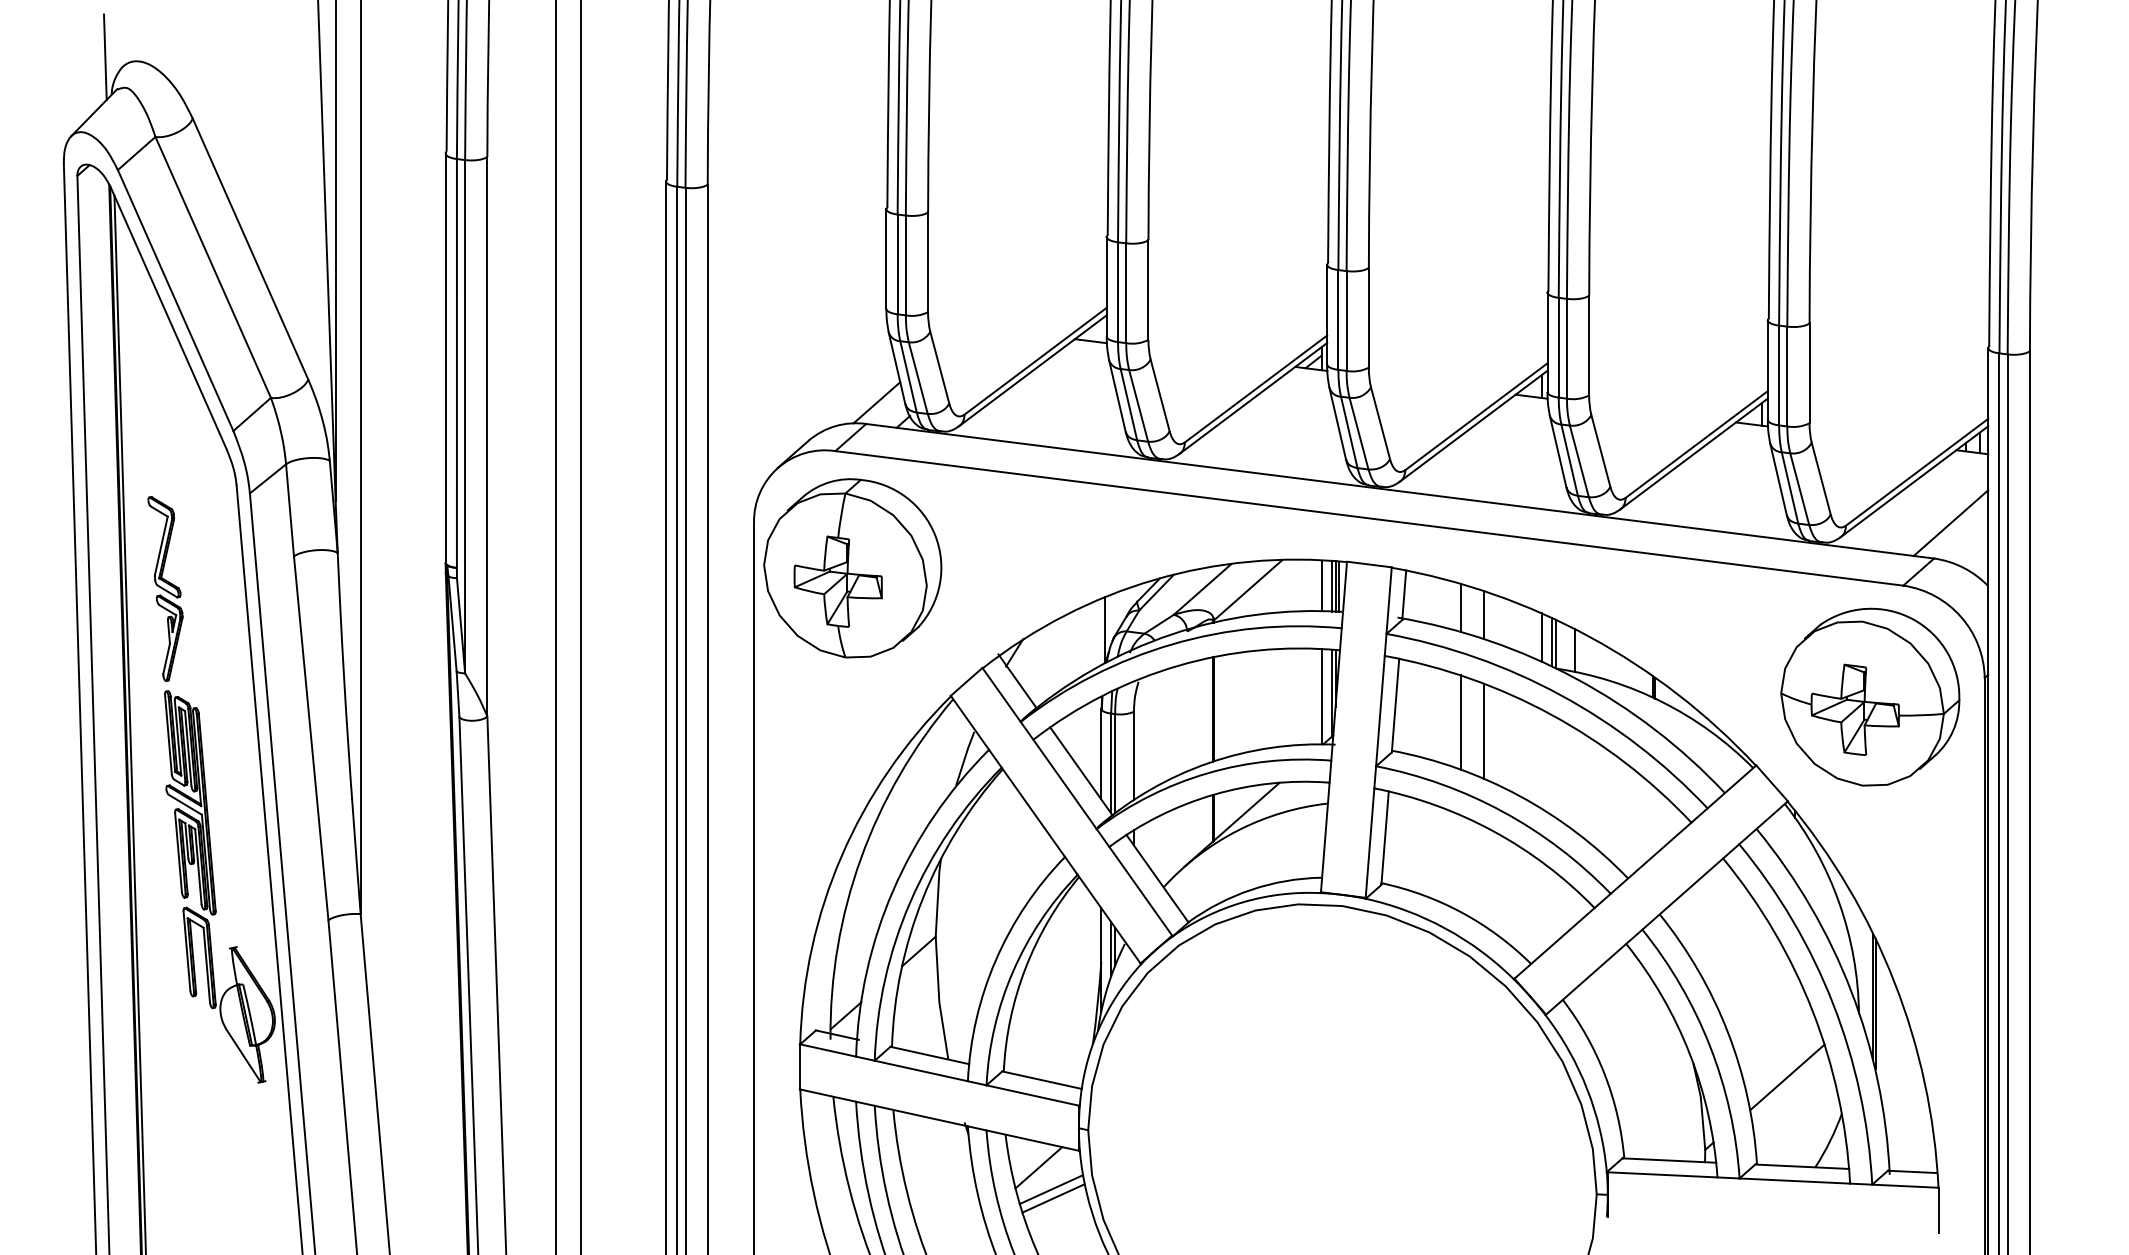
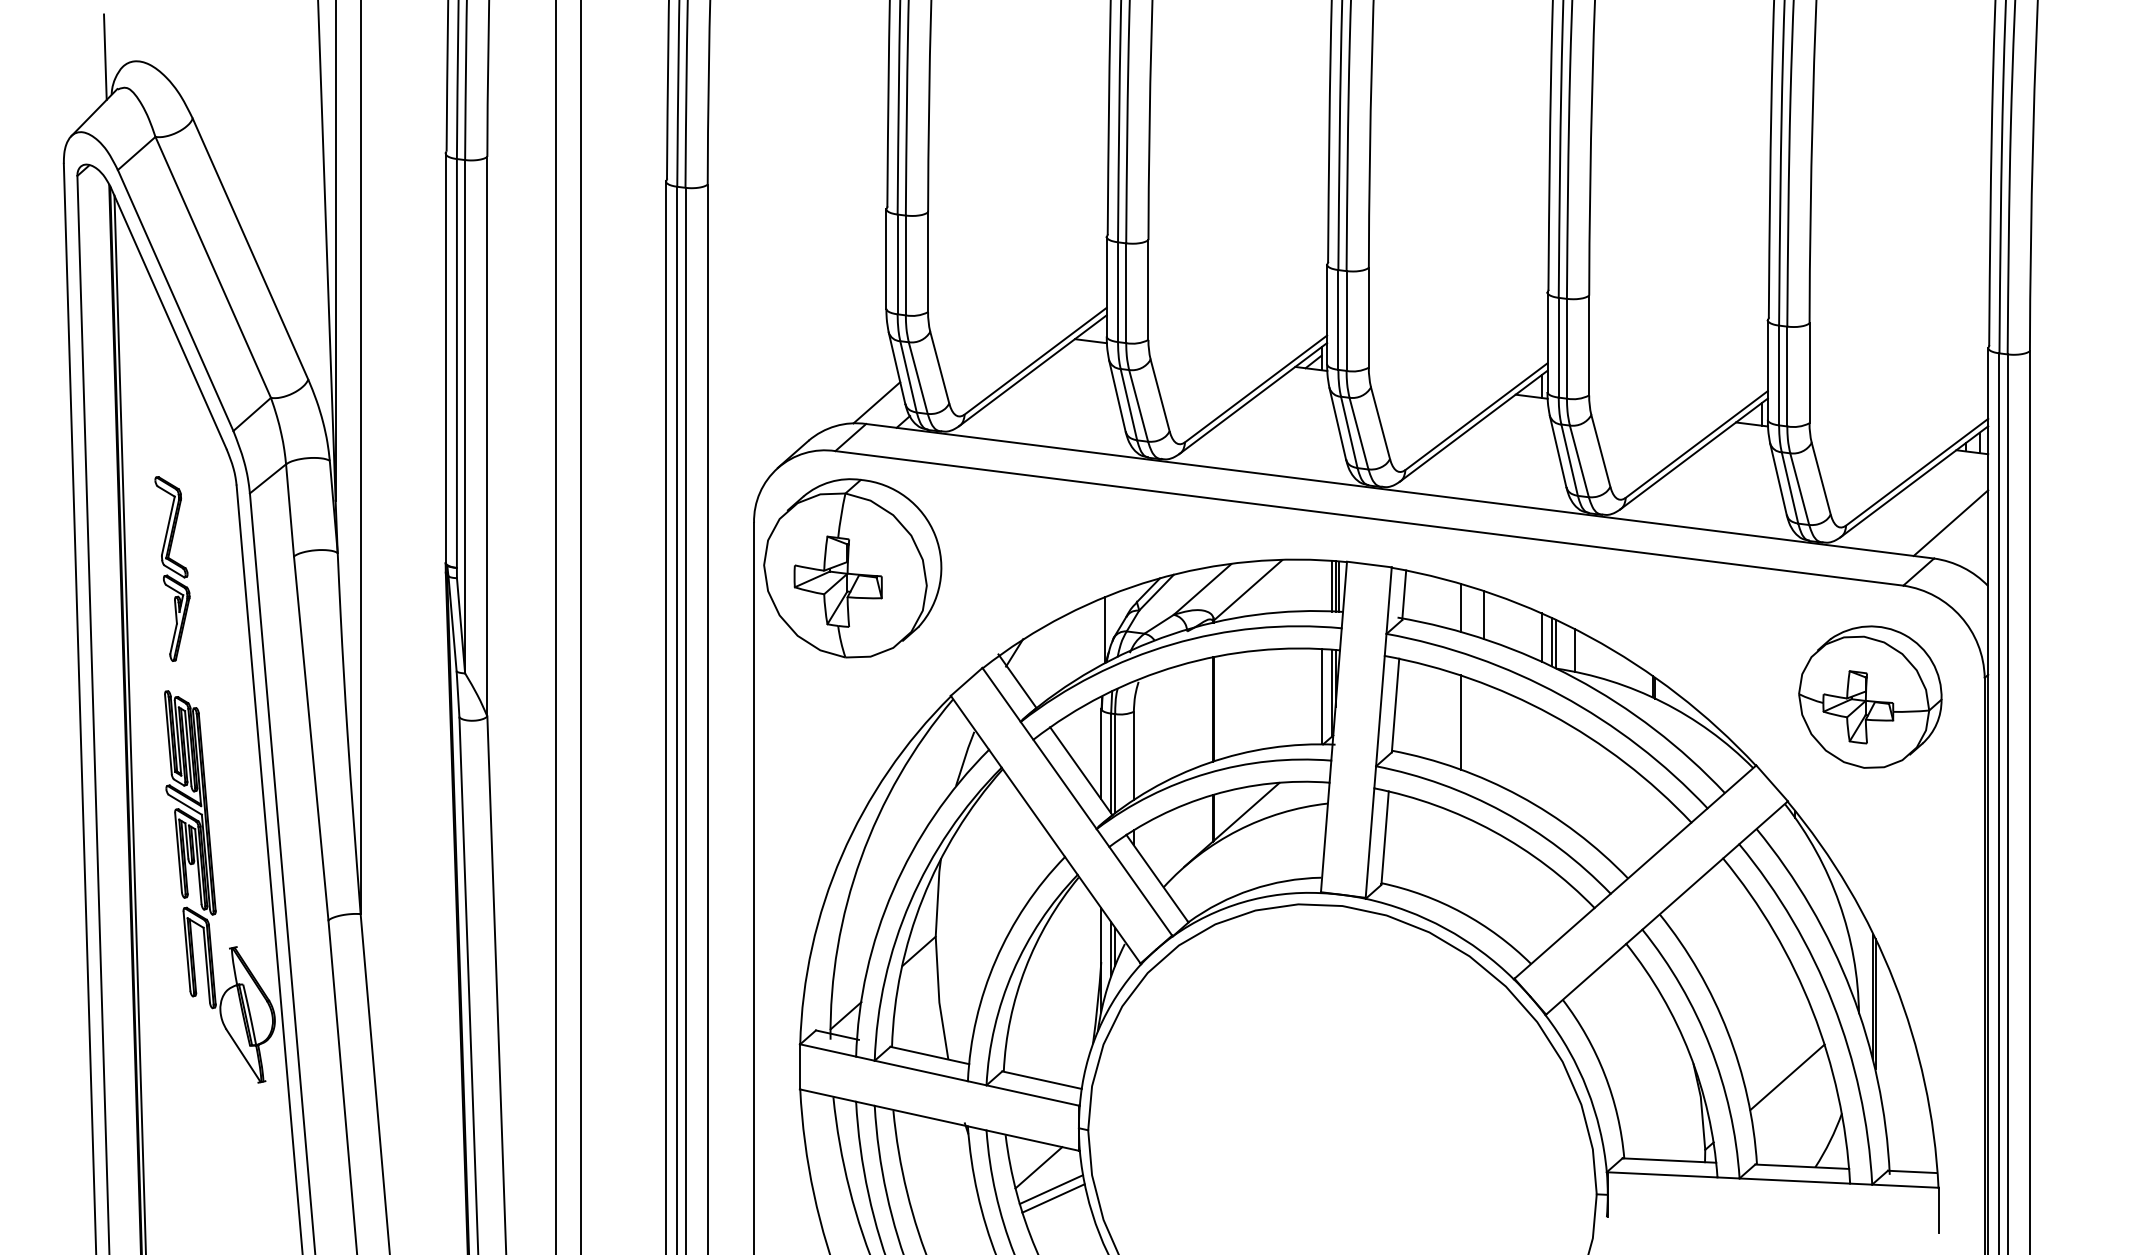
line: present -> none (1321, 585)
part position: (165, 588) -> (172, 568) (172, 568)
part size: 181x180 px -> 145x144 px (1870, 696)
line: present -> none (1484, 730)
